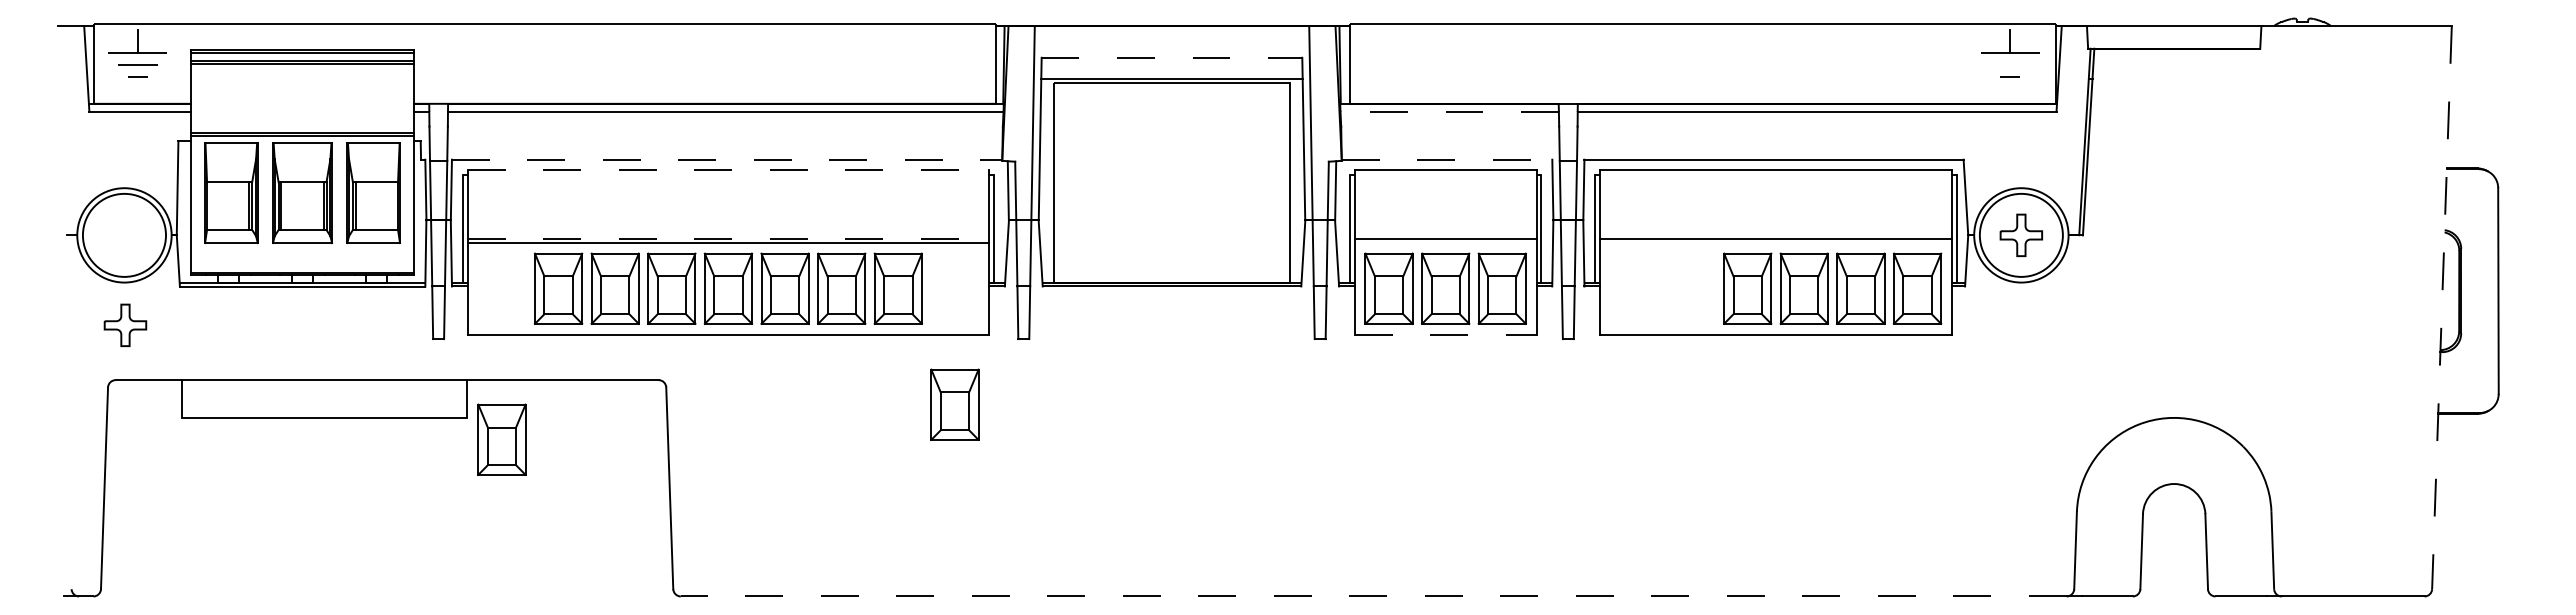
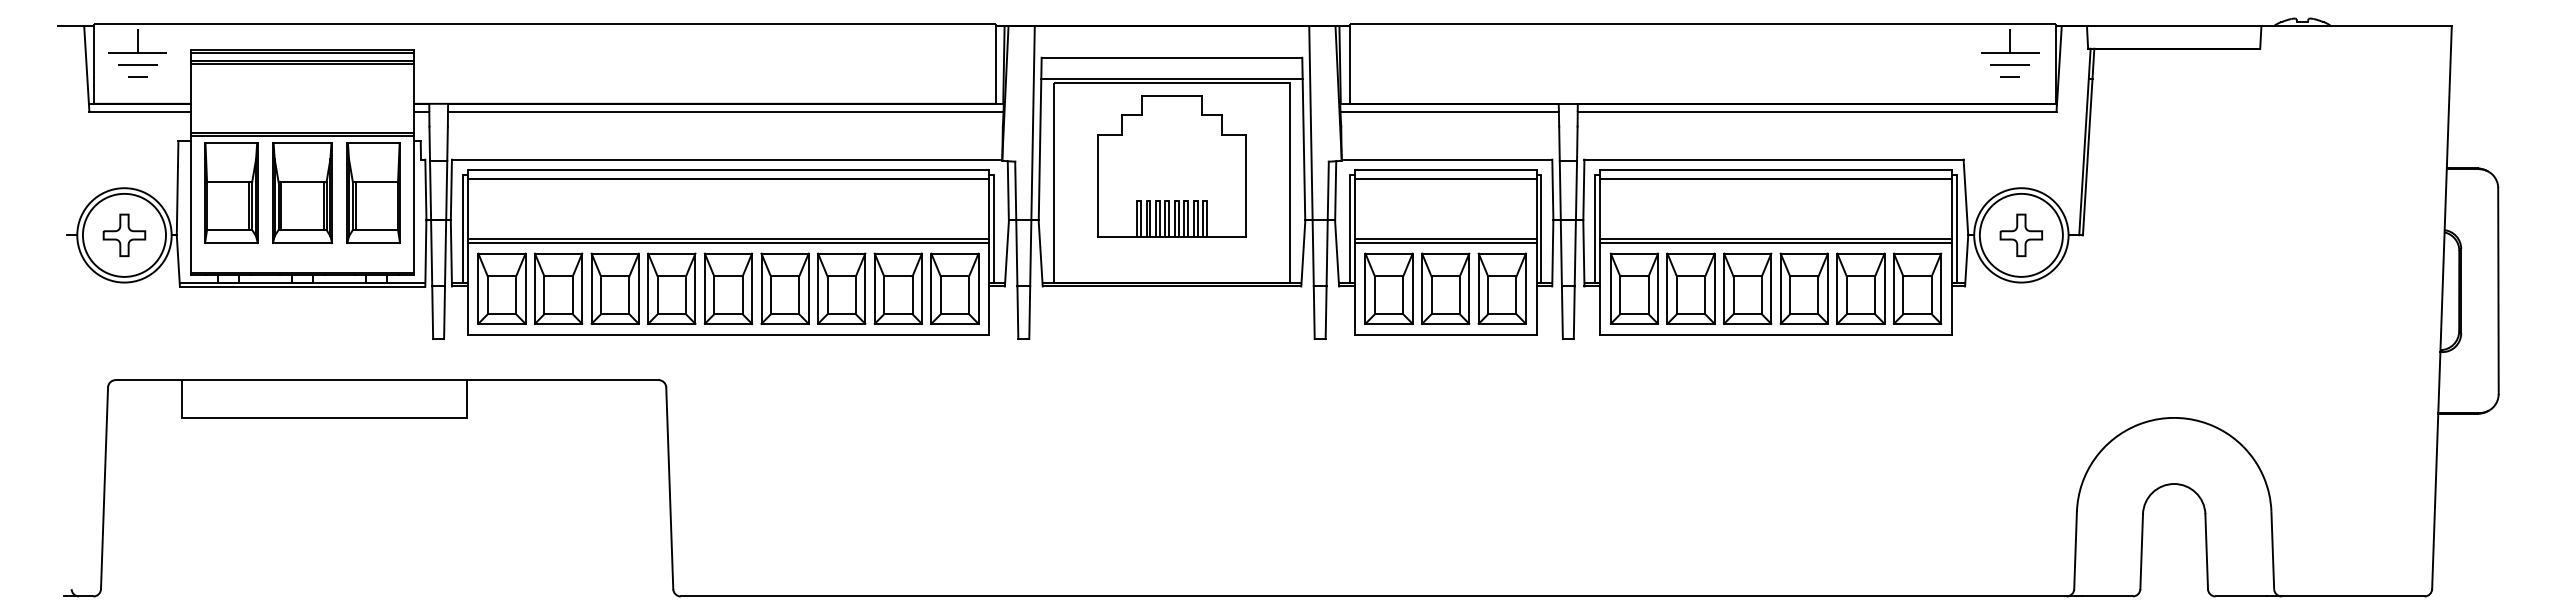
line: dashed -> solid (1172, 57)
line: none -> present (2009, 64)
line: dashed -> solid (1449, 111)
line: dashed -> solid (727, 159)
line: dashed -> solid (1447, 159)
part: none -> present (1171, 166)
line: dashed -> solid (728, 170)
line: none -> present (728, 179)
line: none -> present (1445, 179)
line: none -> present (1775, 179)
line: dashed -> solid (728, 238)
line: none -> present (1445, 242)
line: none -> present (1775, 242)
part: none -> present (1662, 288)
line: dashed -> solid (2441, 307)
part position: (125, 324) -> (124, 234) (124, 234)
line: dashed -> solid (1445, 335)
part position: (954, 404) -> (954, 288) (954, 288)
part position: (501, 439) -> (501, 288) (501, 288)
line: dashed -> solid (1373, 596)
